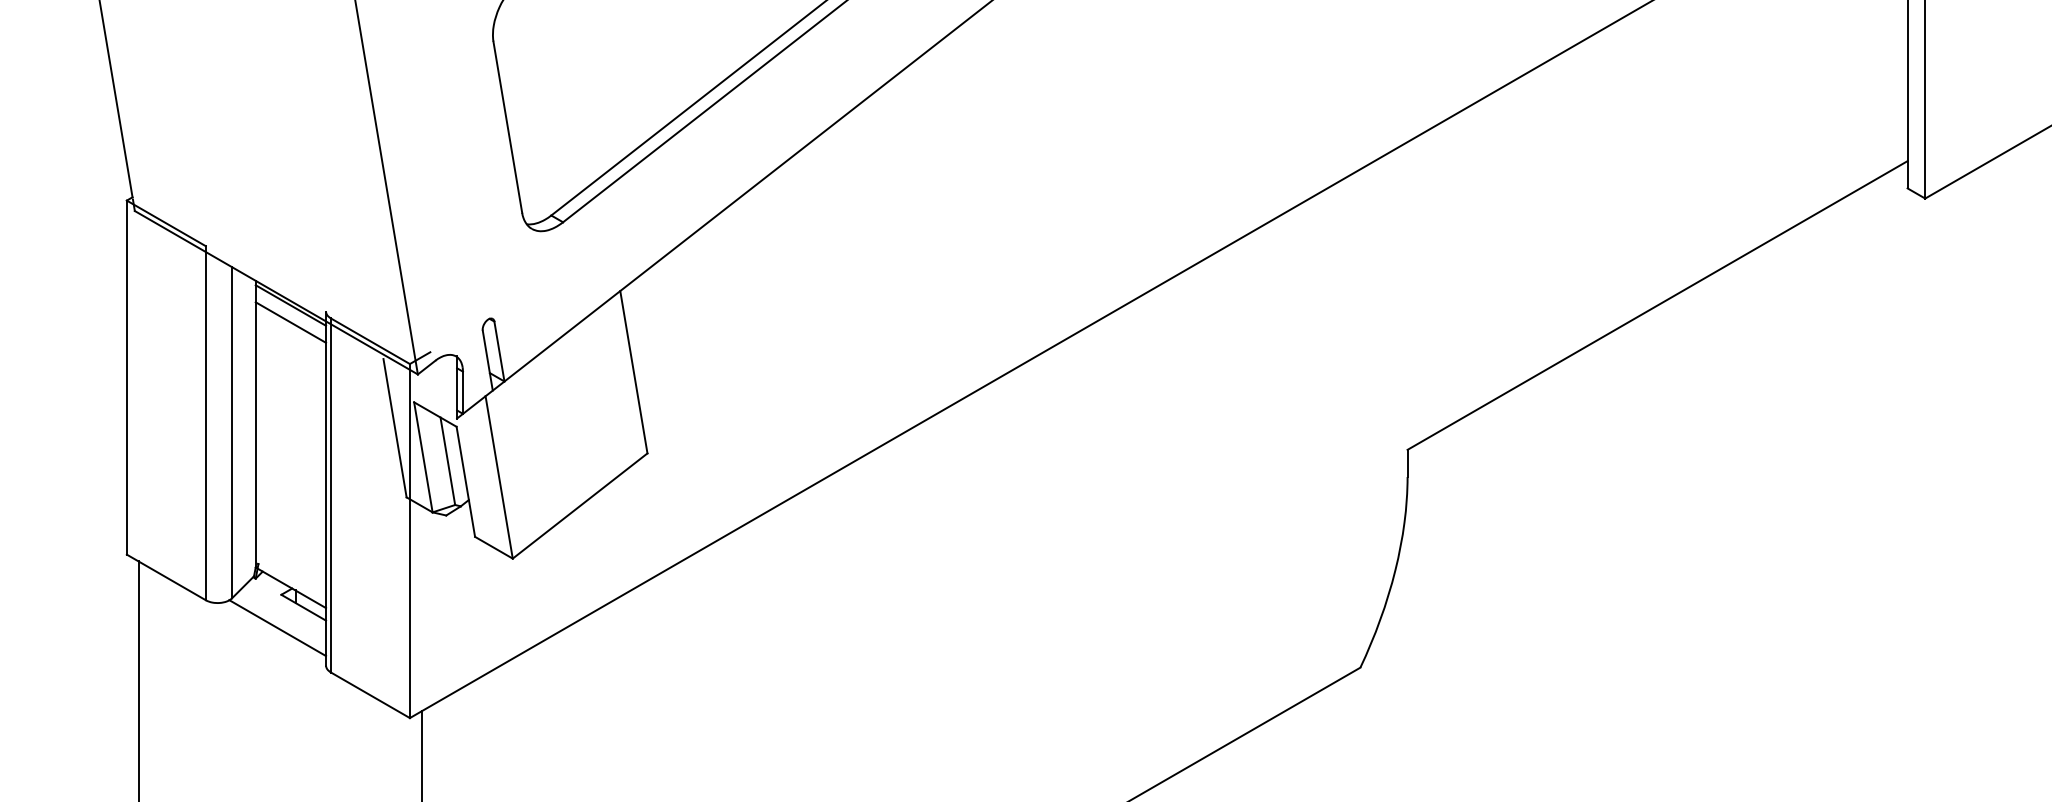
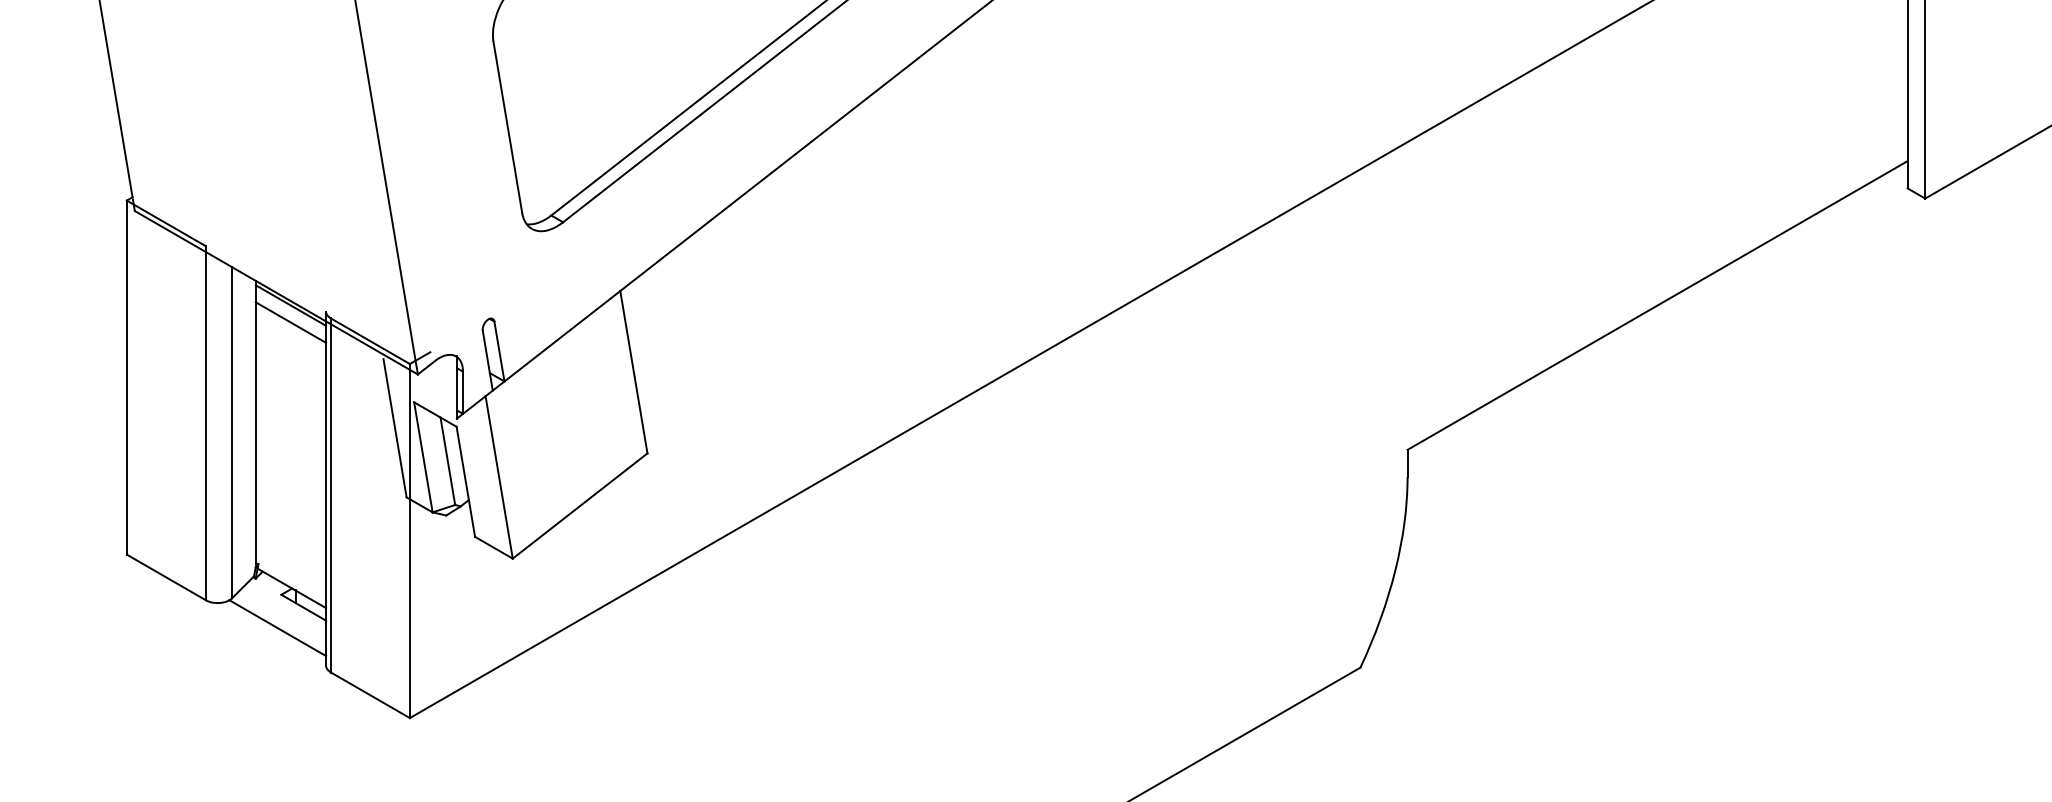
line: present -> none (138, 679)
line: present -> none (421, 754)
